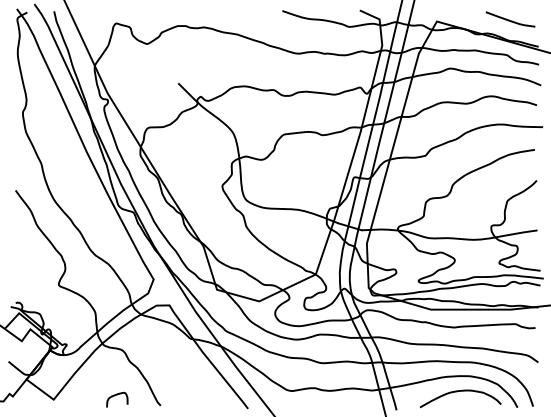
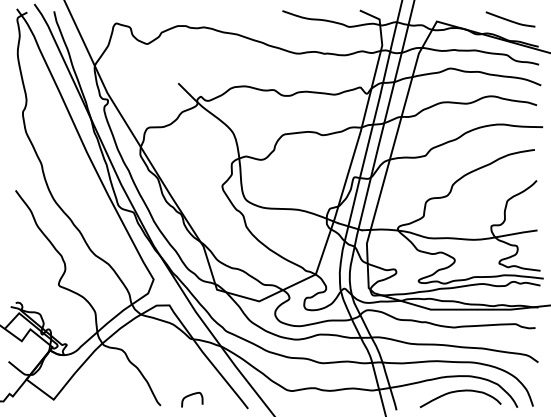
curve position: (117, 395) -> (192, 395) (192, 395)
